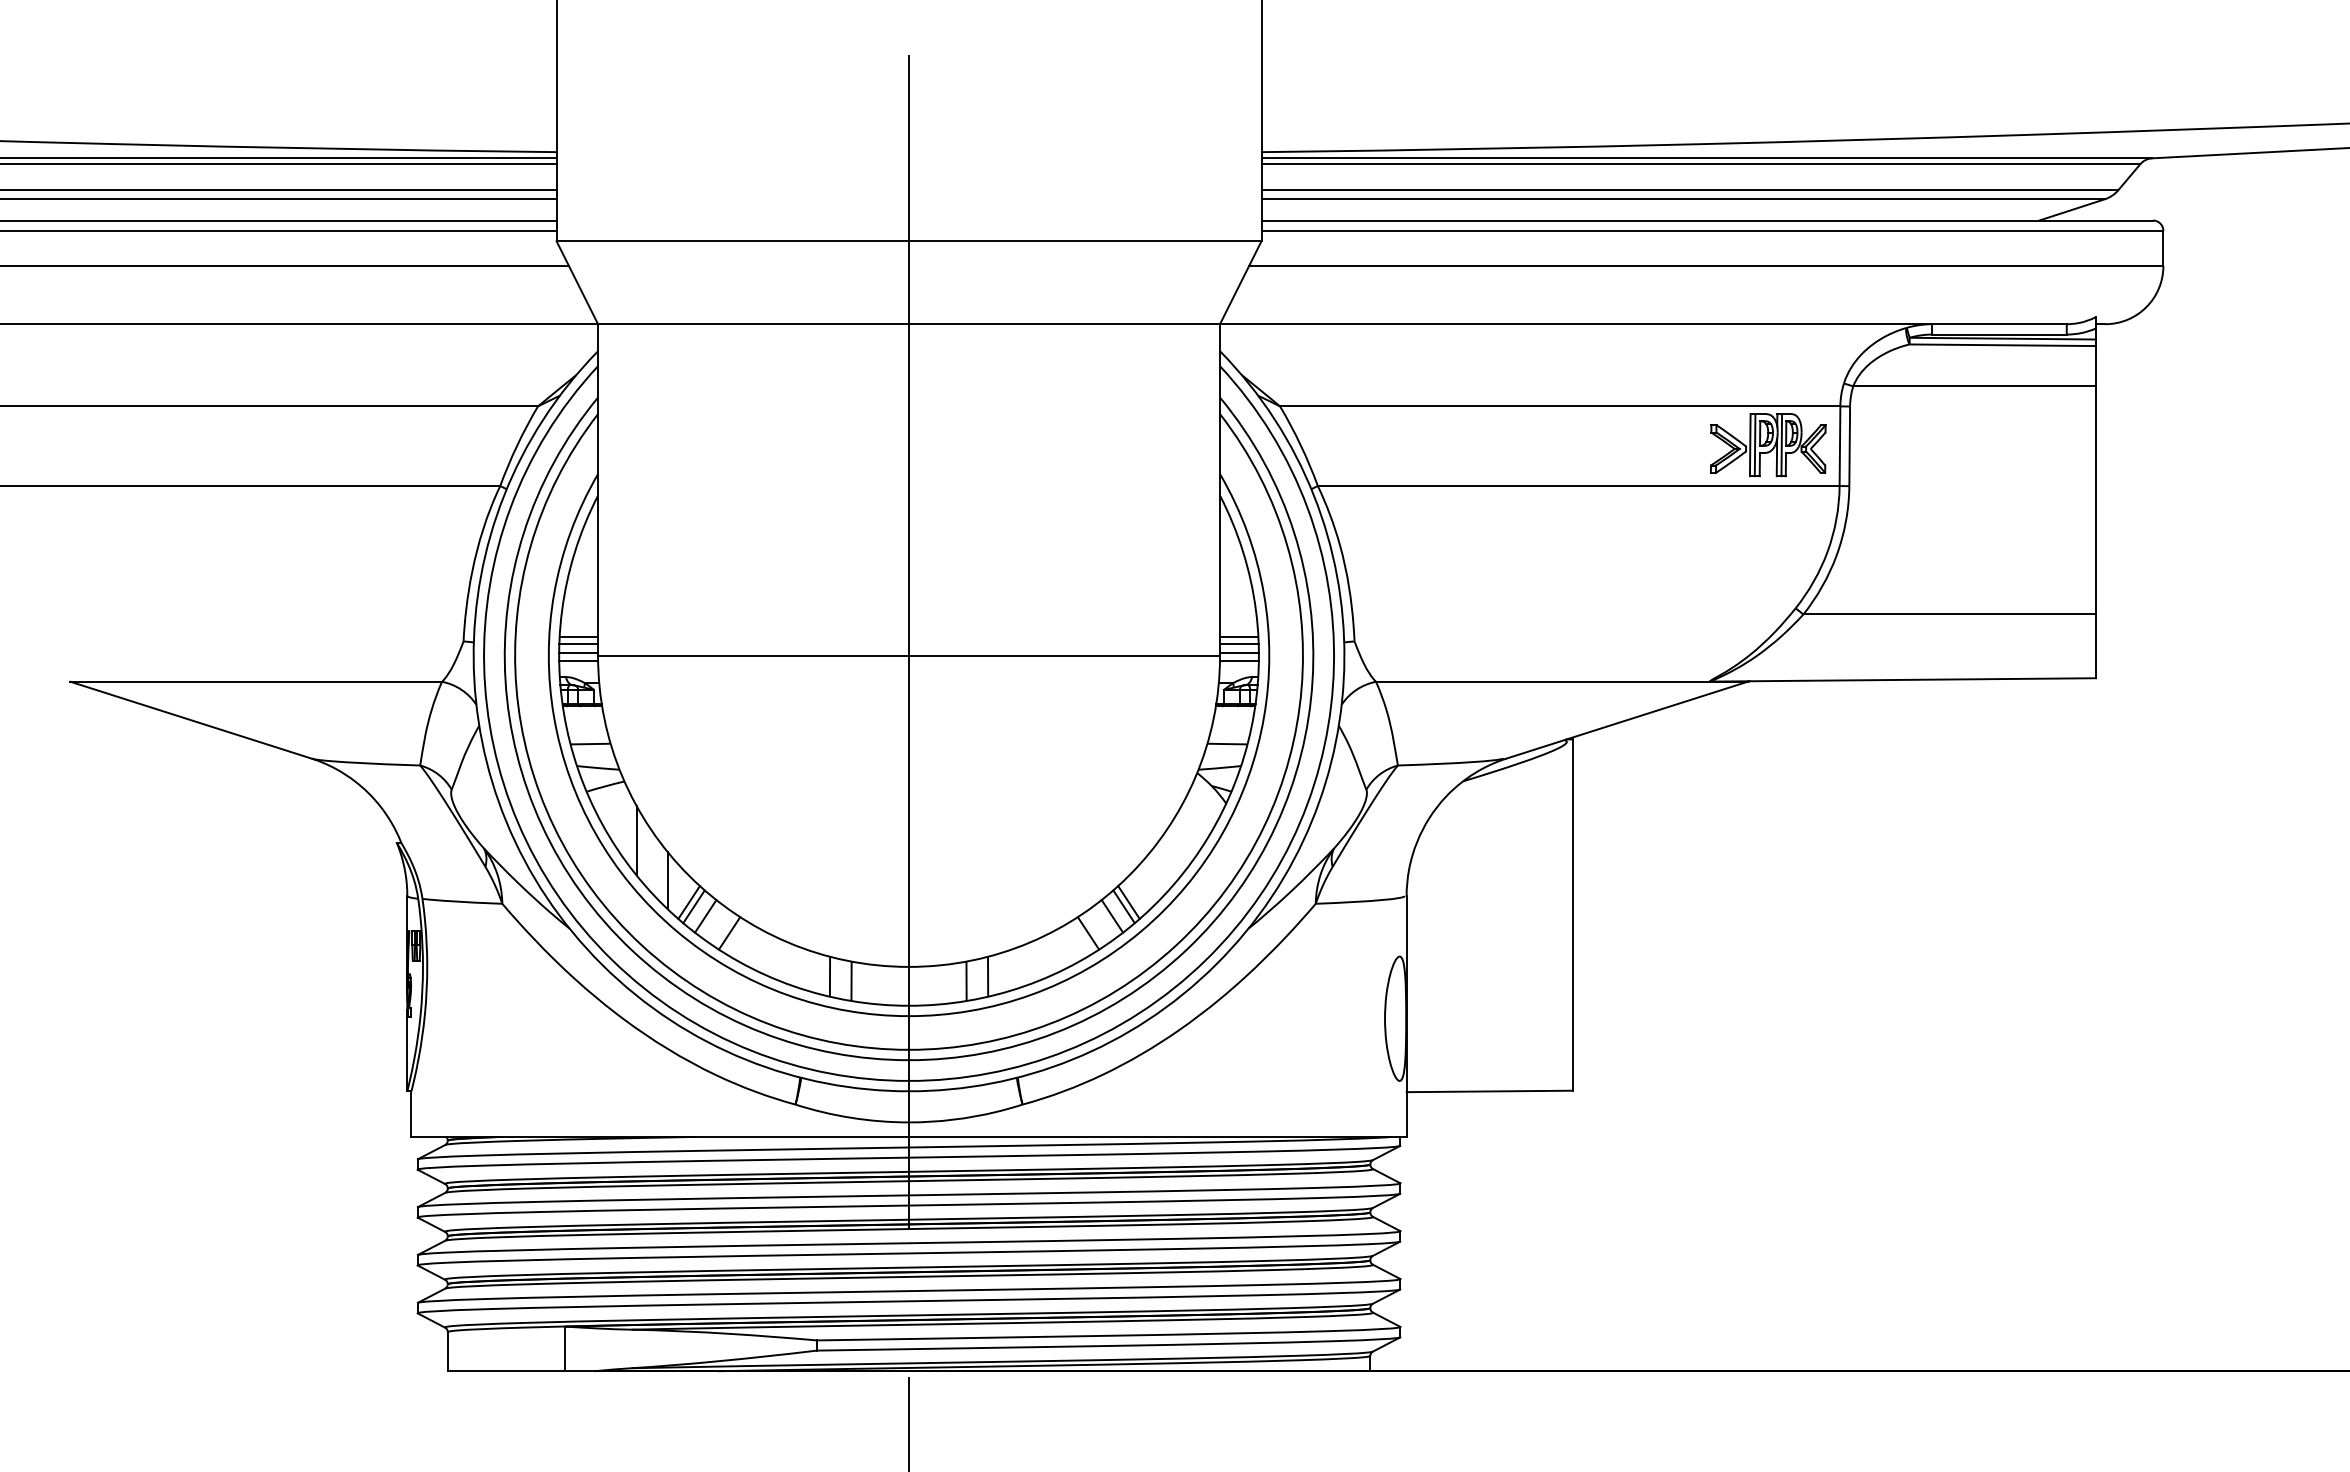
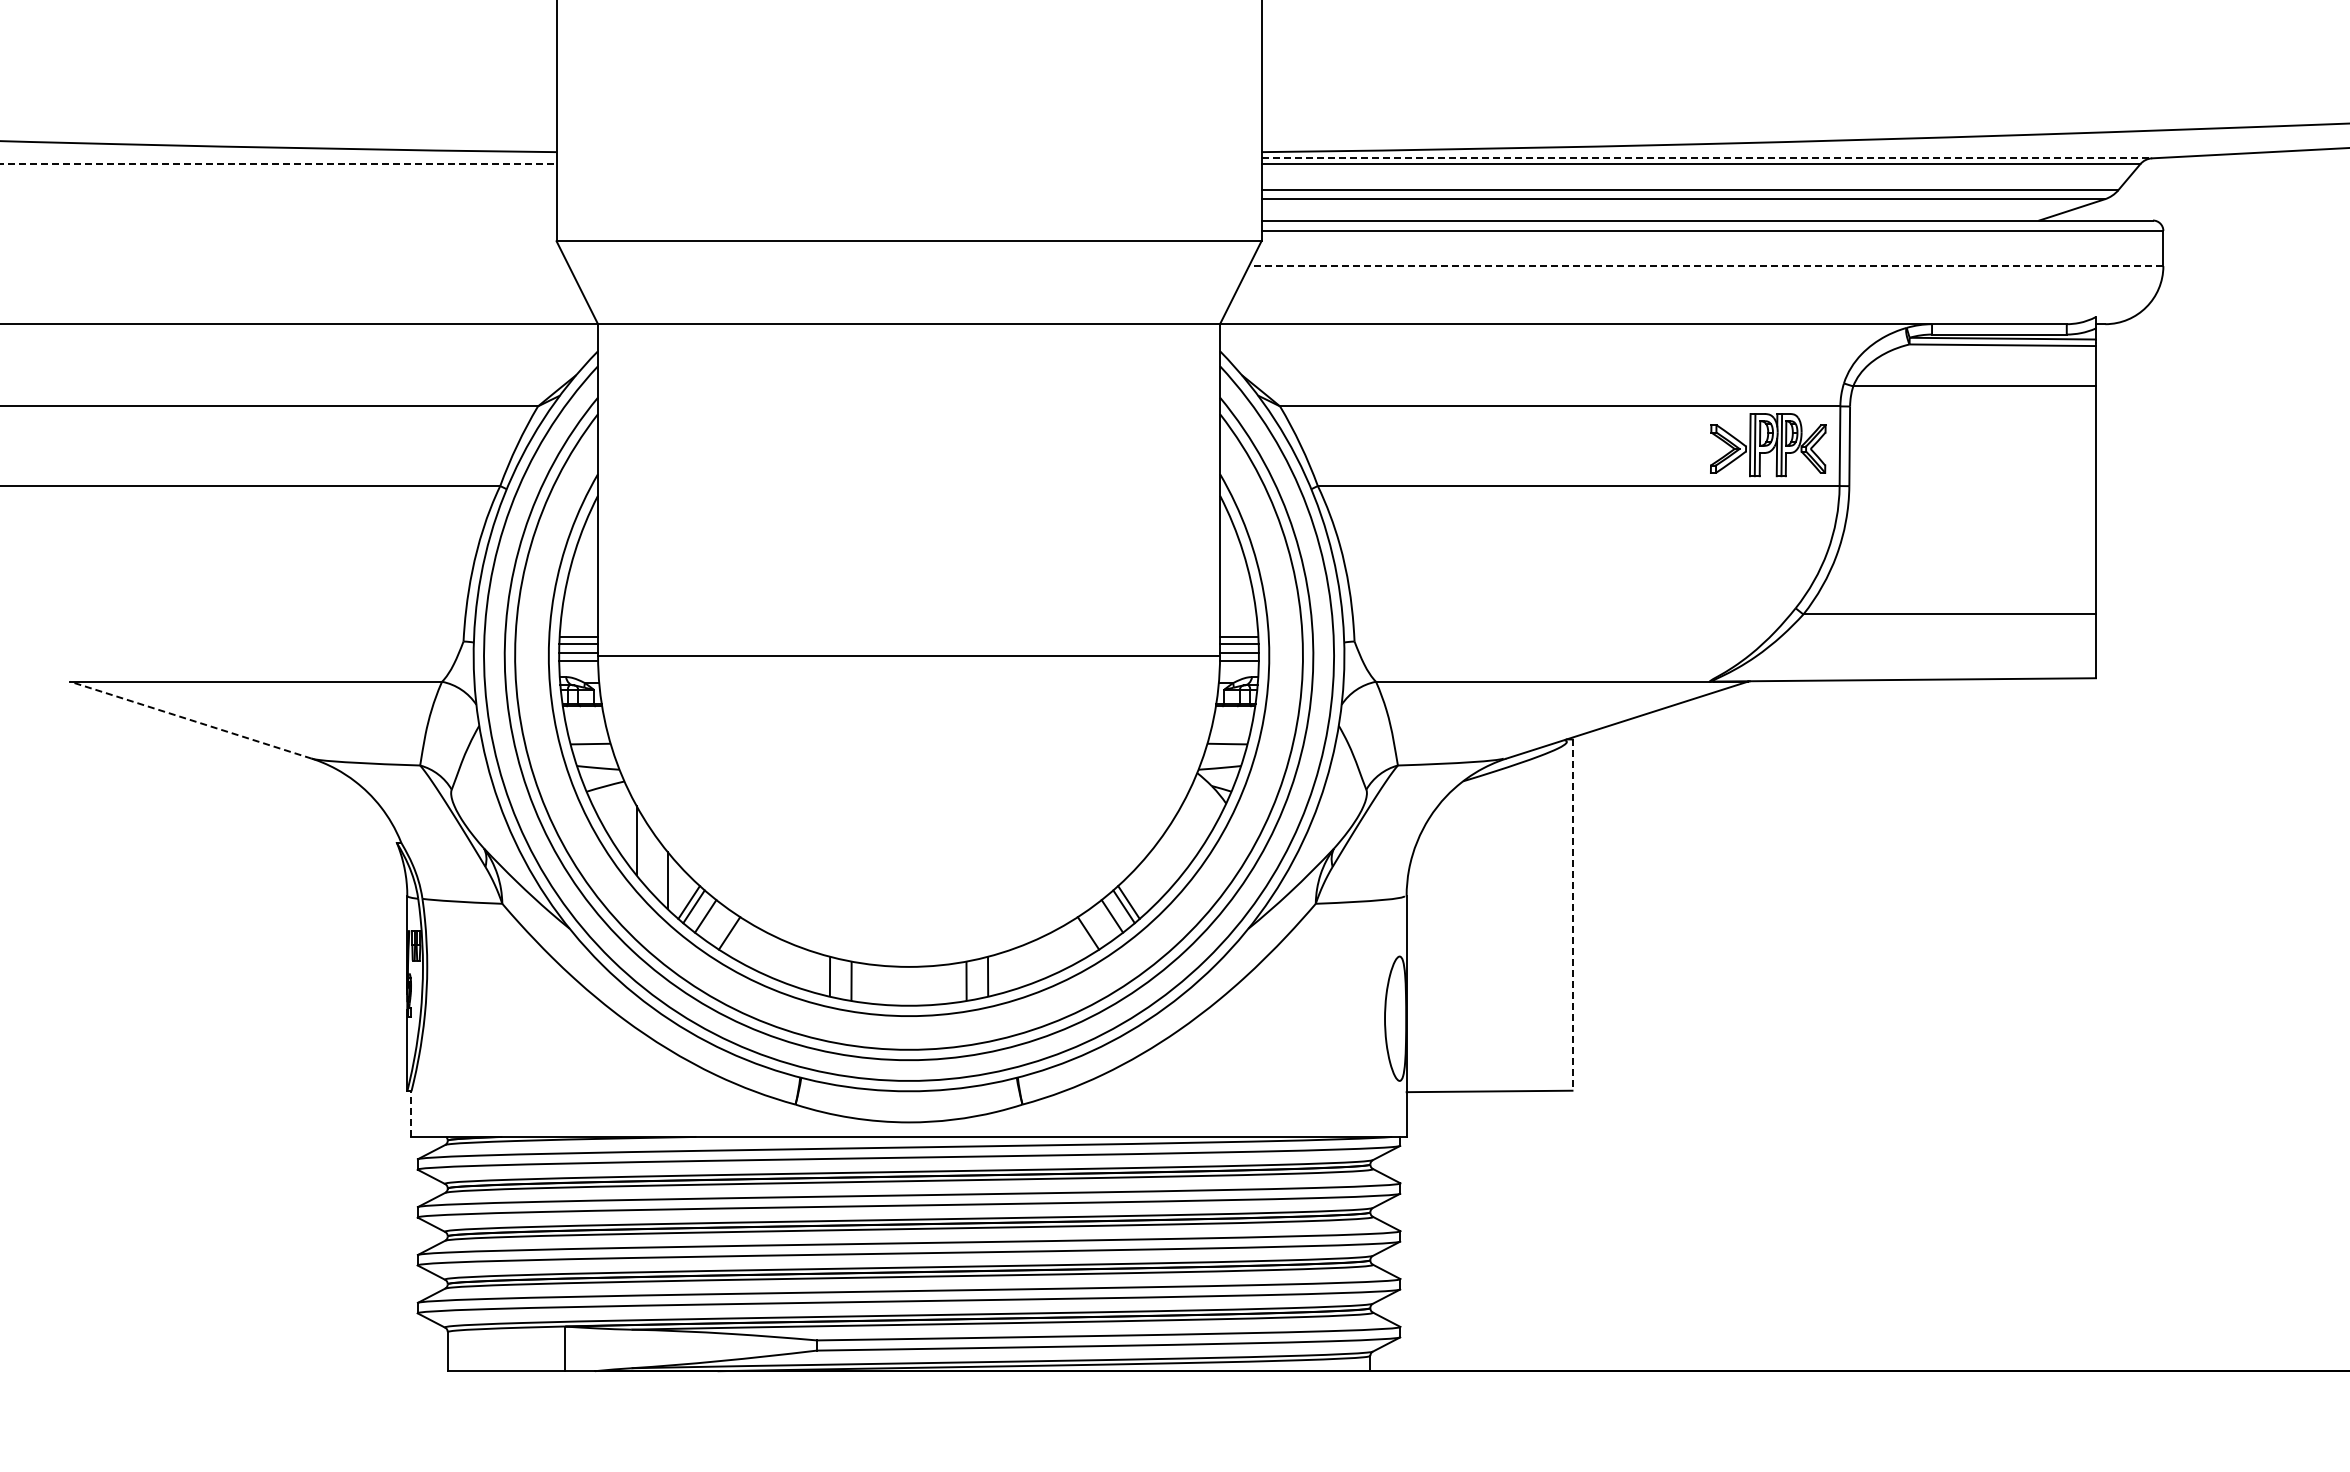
line: present -> none (279, 158)
line: solid -> dashed (1707, 158)
line: solid -> dashed (278, 164)
line: present -> none (279, 190)
line: present -> none (279, 199)
line: present -> none (279, 220)
line: present -> none (279, 230)
line: present -> none (285, 266)
line: solid -> dashed (1705, 266)
line: solid -> dashed (191, 720)
line: present -> none (909, 735)
line: solid -> dashed (1572, 915)
line: solid -> dashed (411, 1114)
